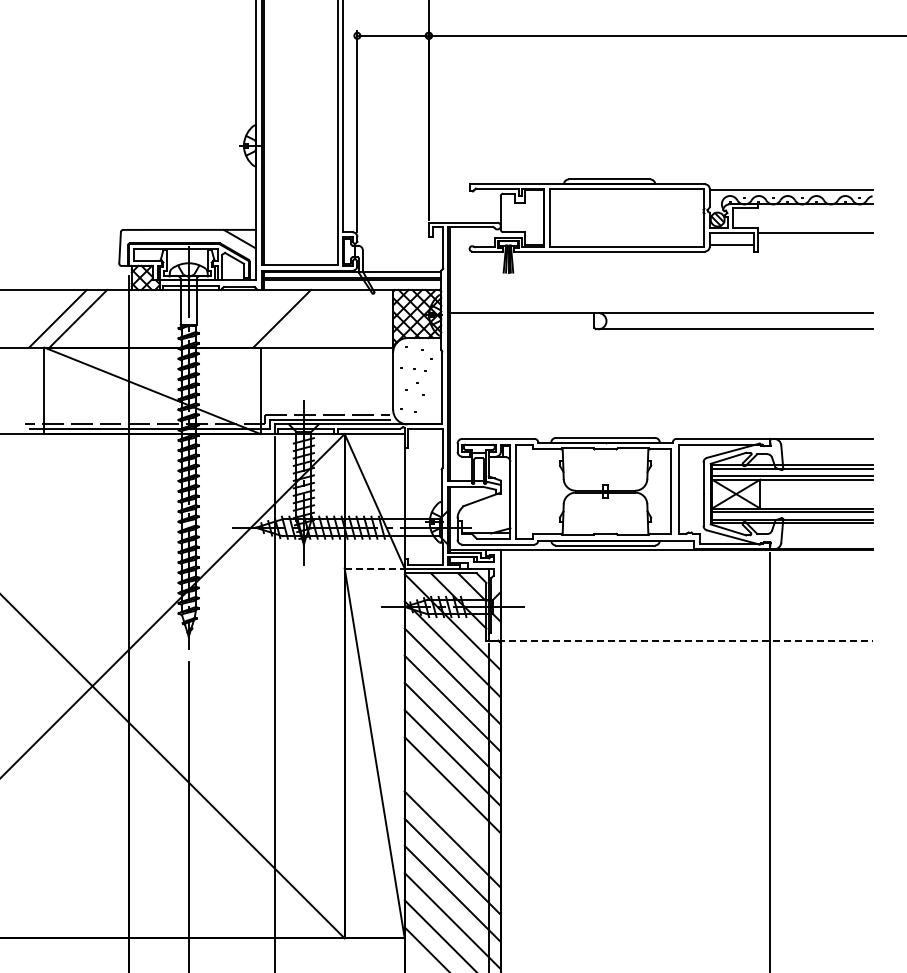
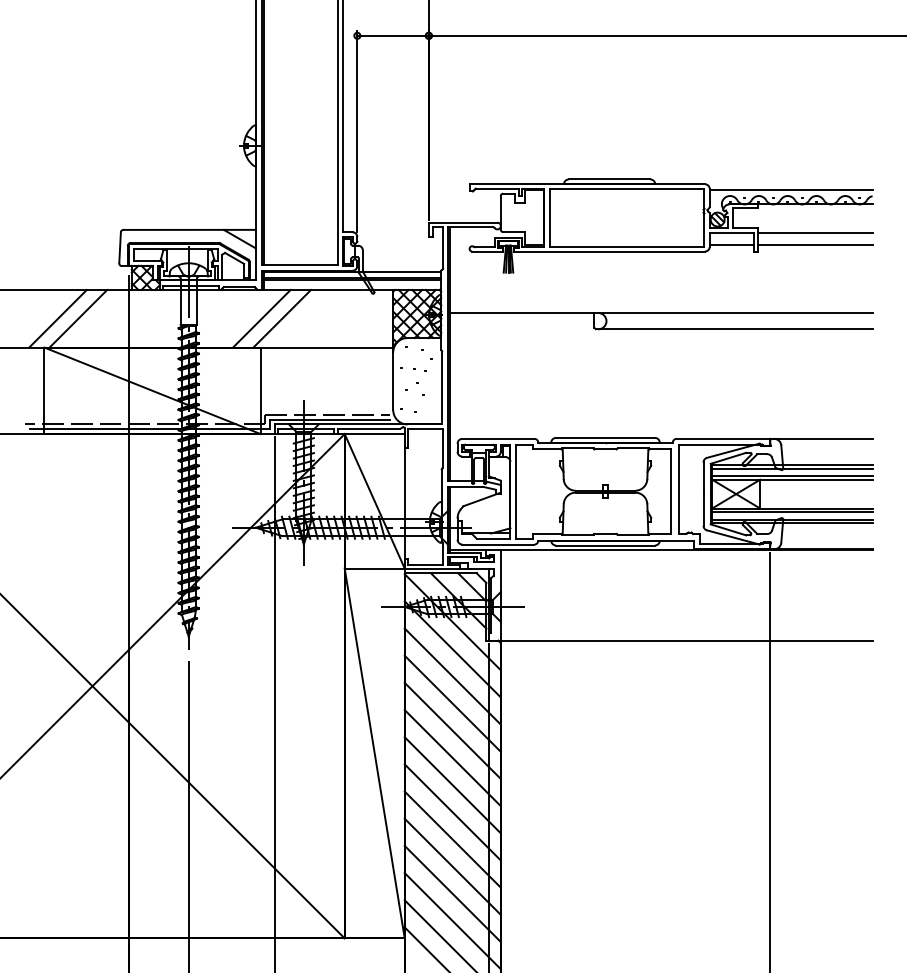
line: none -> present (814, 245)
line: none -> present (261, 318)
line: dashed -> solid (375, 568)
line: dashed -> solid (686, 640)
line: none -> present (452, 812)
